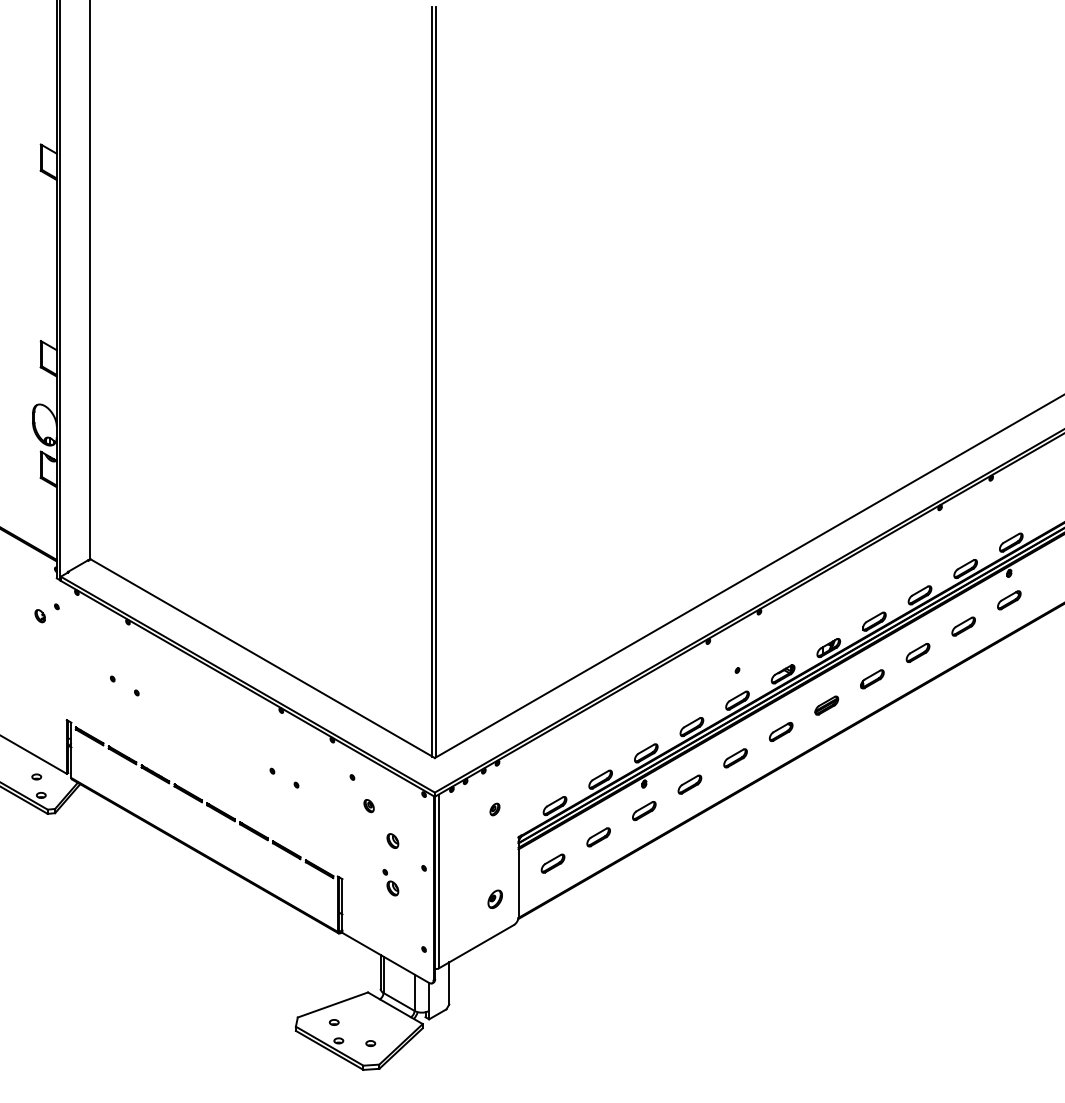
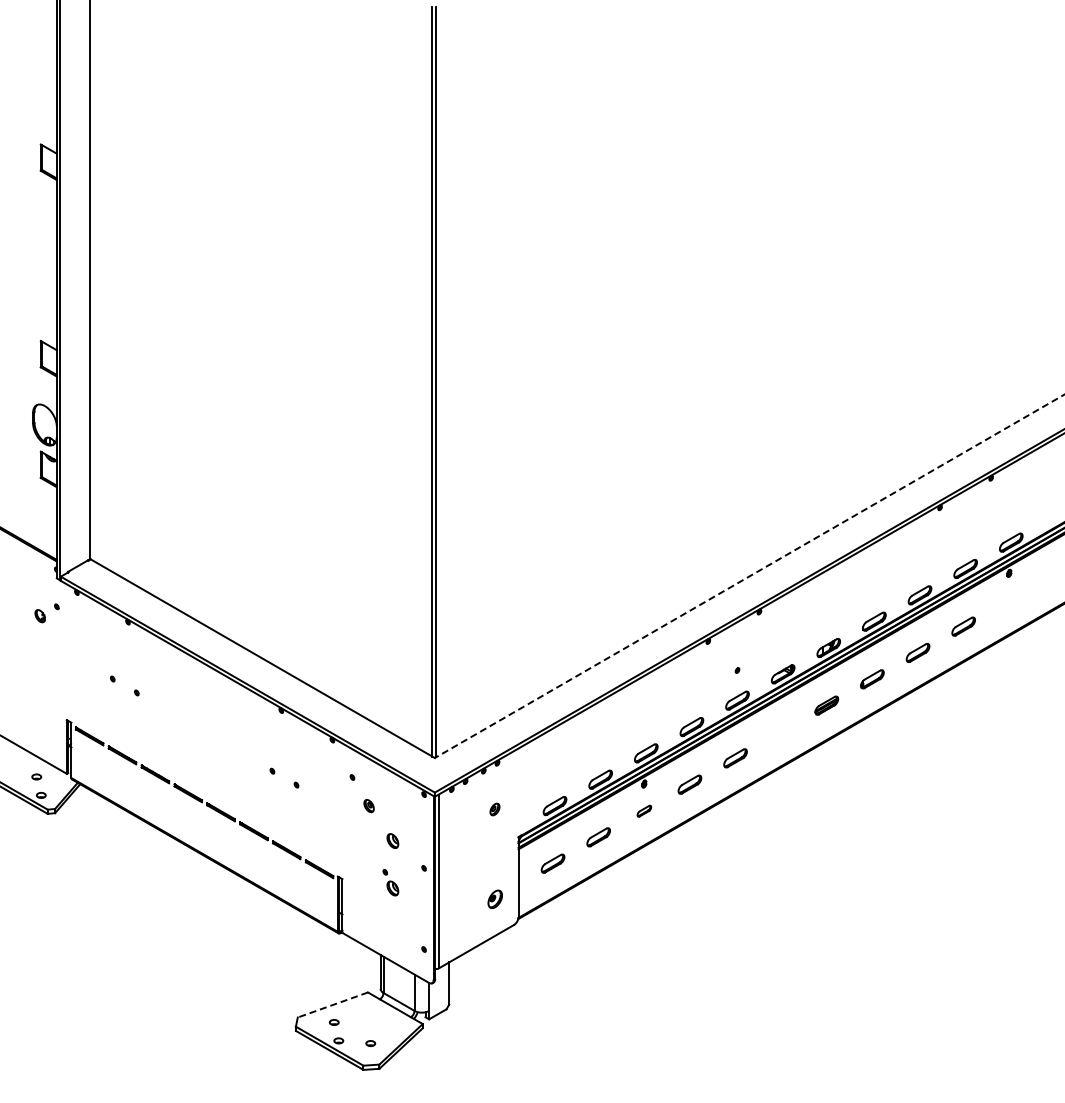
line: solid -> dashed (749, 576)
part: present -> none (1009, 600)
part: present -> none (780, 731)
part size: 25x21 px -> 17x14 px (644, 810)
line: solid -> dashed (332, 1005)
